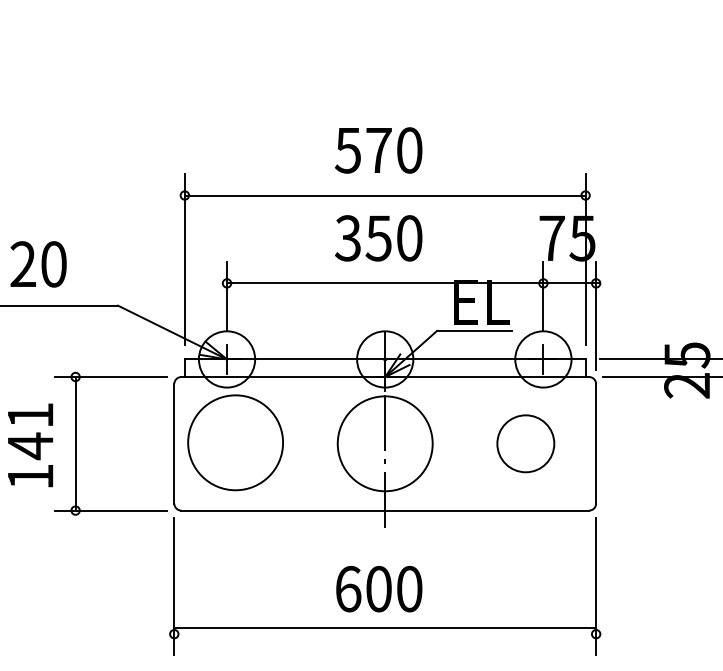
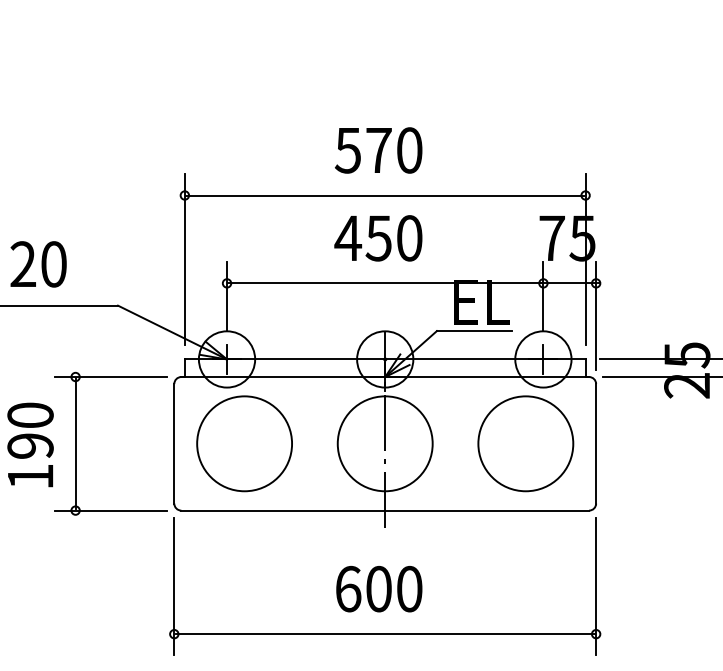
text: 350 -> 450 (348, 238)
text: 141 -> 190 (30, 431)
circle position: (235, 442) -> (244, 443) (244, 443)
circle diameter: 57 px -> 95 px (525, 443)
line position: (384, 628) -> (384, 634) (384, 634)
